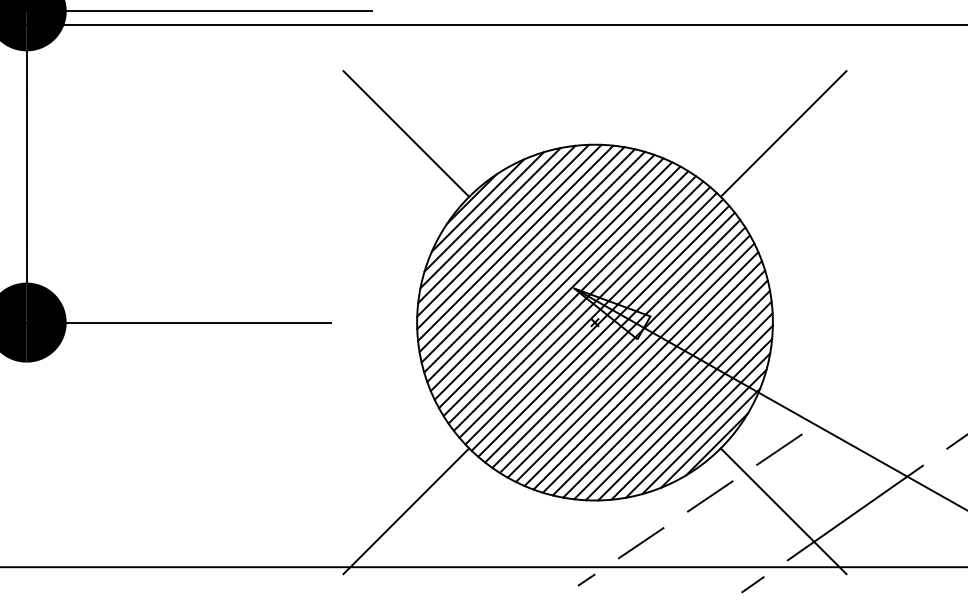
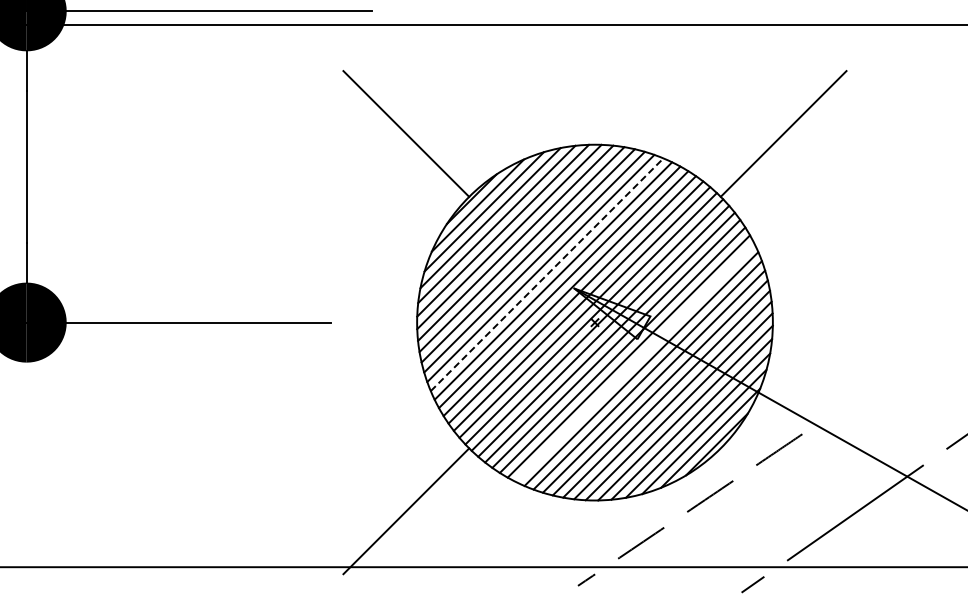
line: solid -> dashed (547, 274)
line: present -> none (634, 362)
line: present -> none (783, 511)
